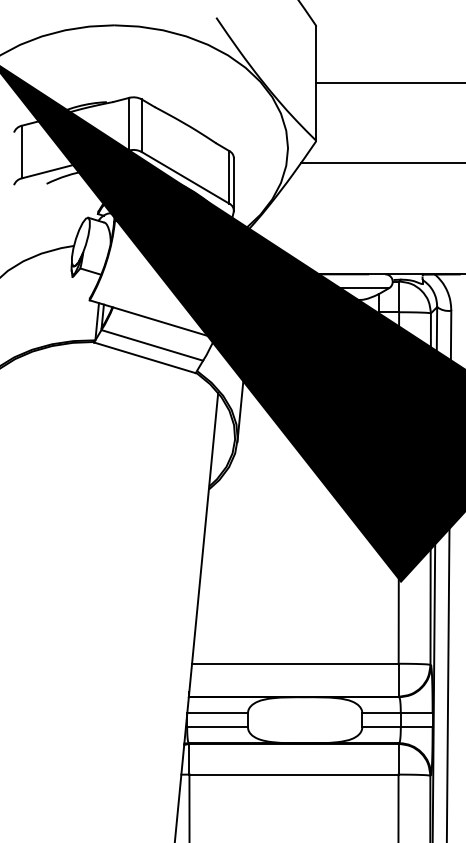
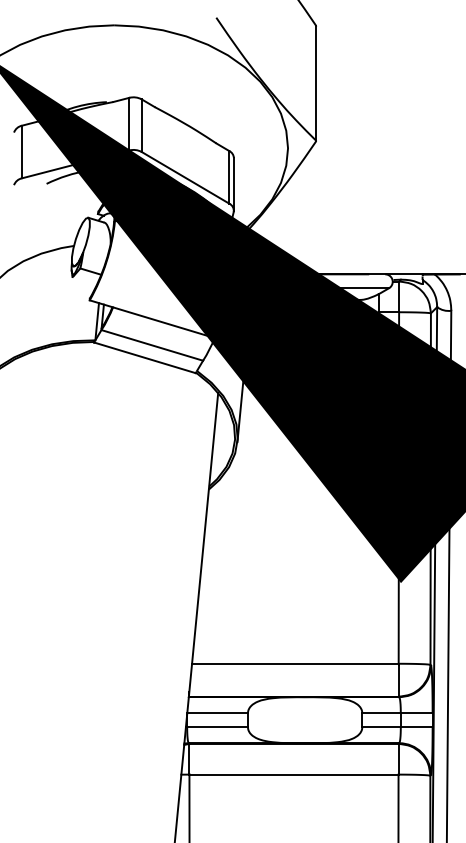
line: present -> none (389, 83)
line: present -> none (381, 162)
